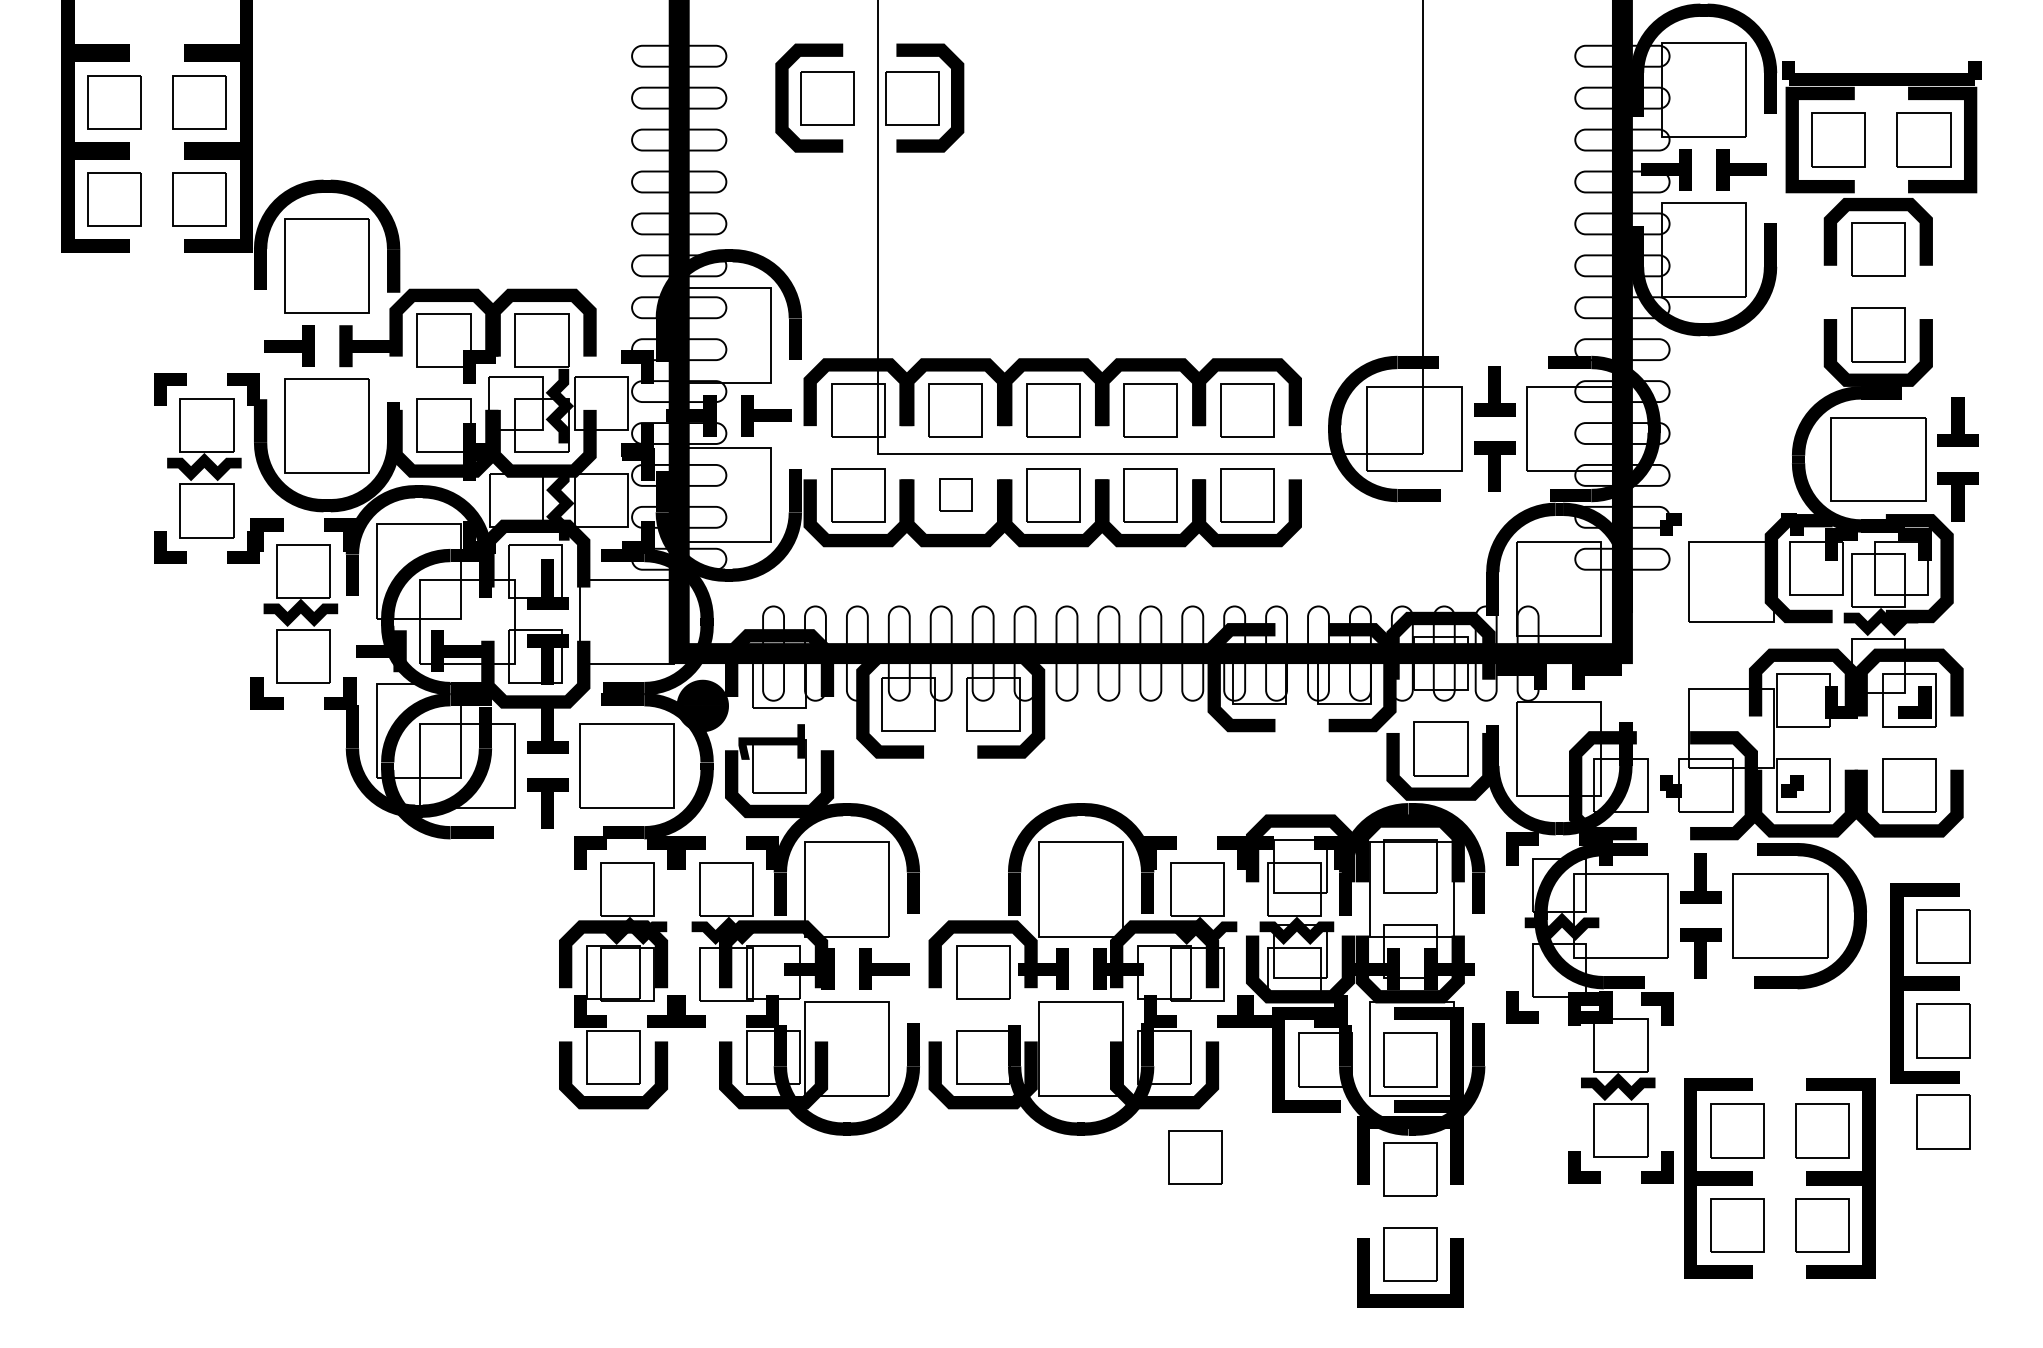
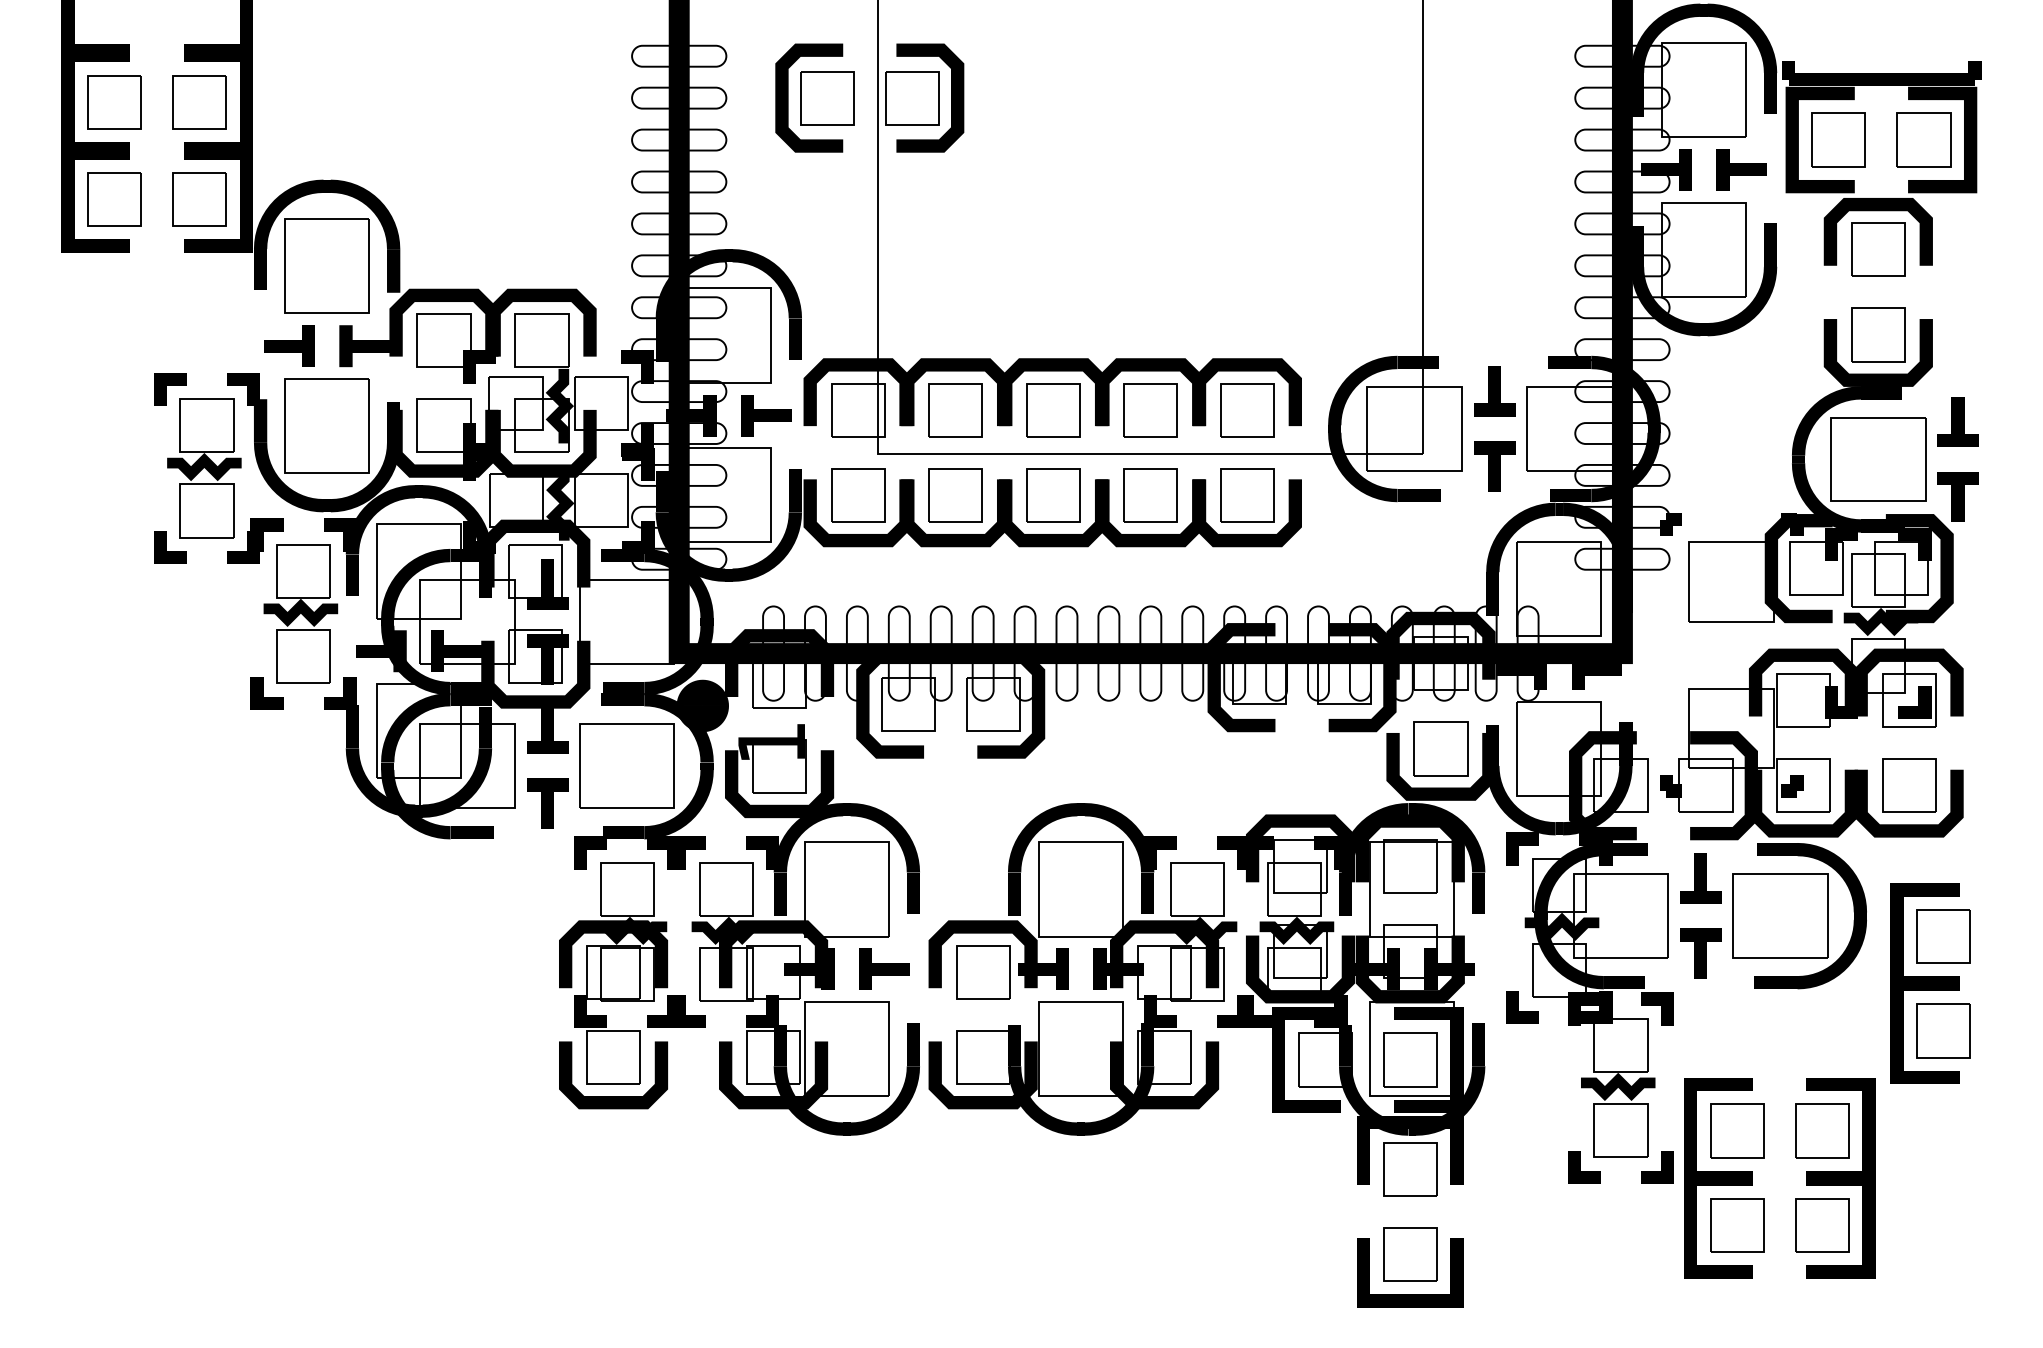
part size: 34x34 px -> 55x55 px (955, 495)
part: present -> none (1943, 1121)
part: present -> none (1195, 1157)
